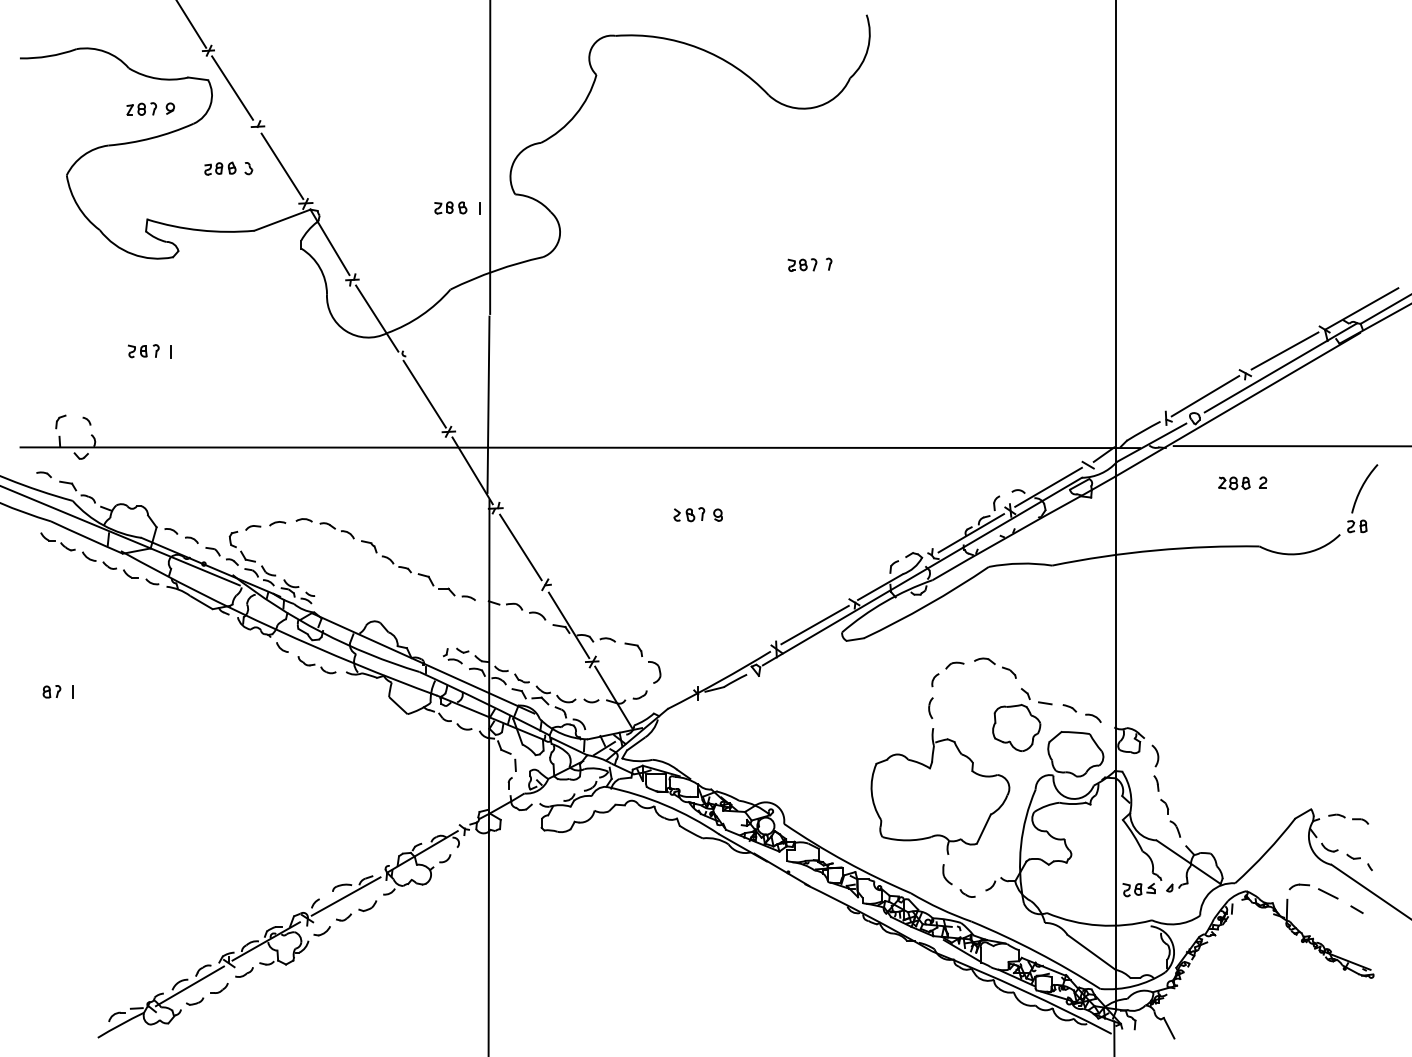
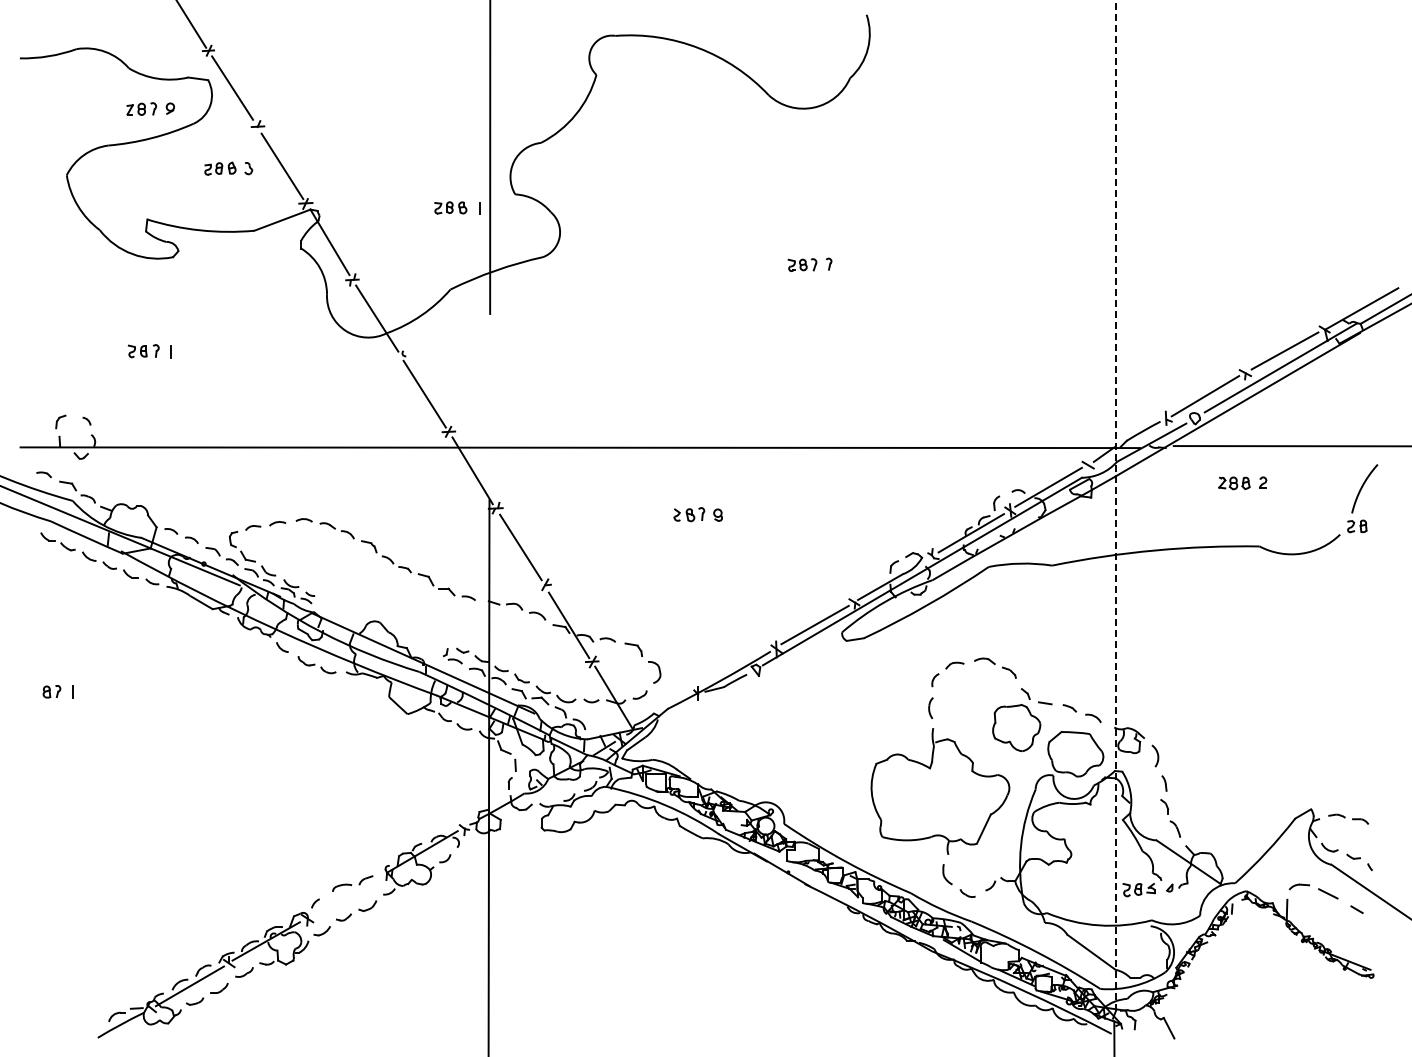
line: present -> none (488, 404)
line: solid -> dashed (1116, 505)
part position: (1156, 783) -> (1164, 783) (1164, 783)
line: present -> none (345, 896)
